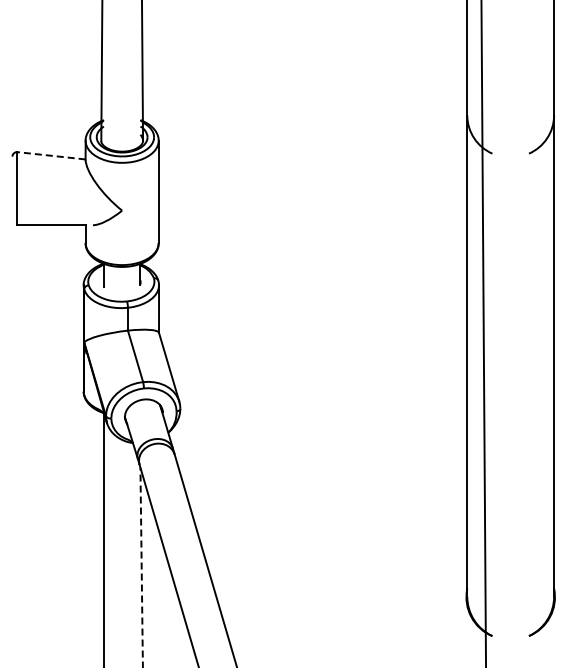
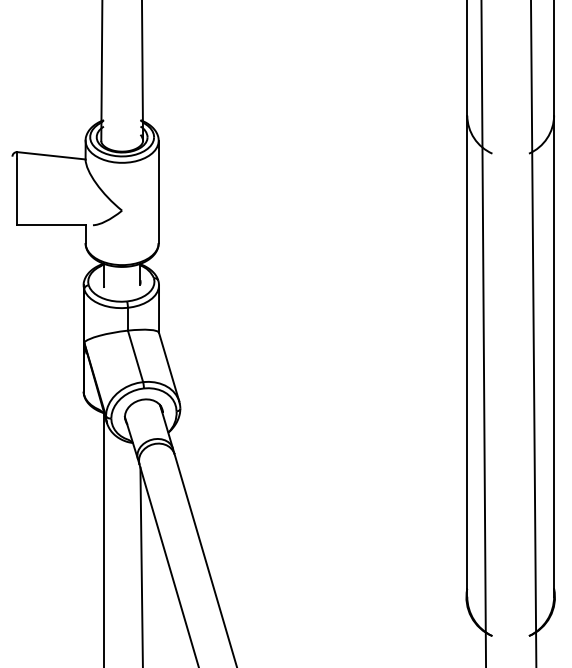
line: dashed -> solid (50, 155)
line: none -> present (533, 333)
line: dashed -> solid (141, 567)
